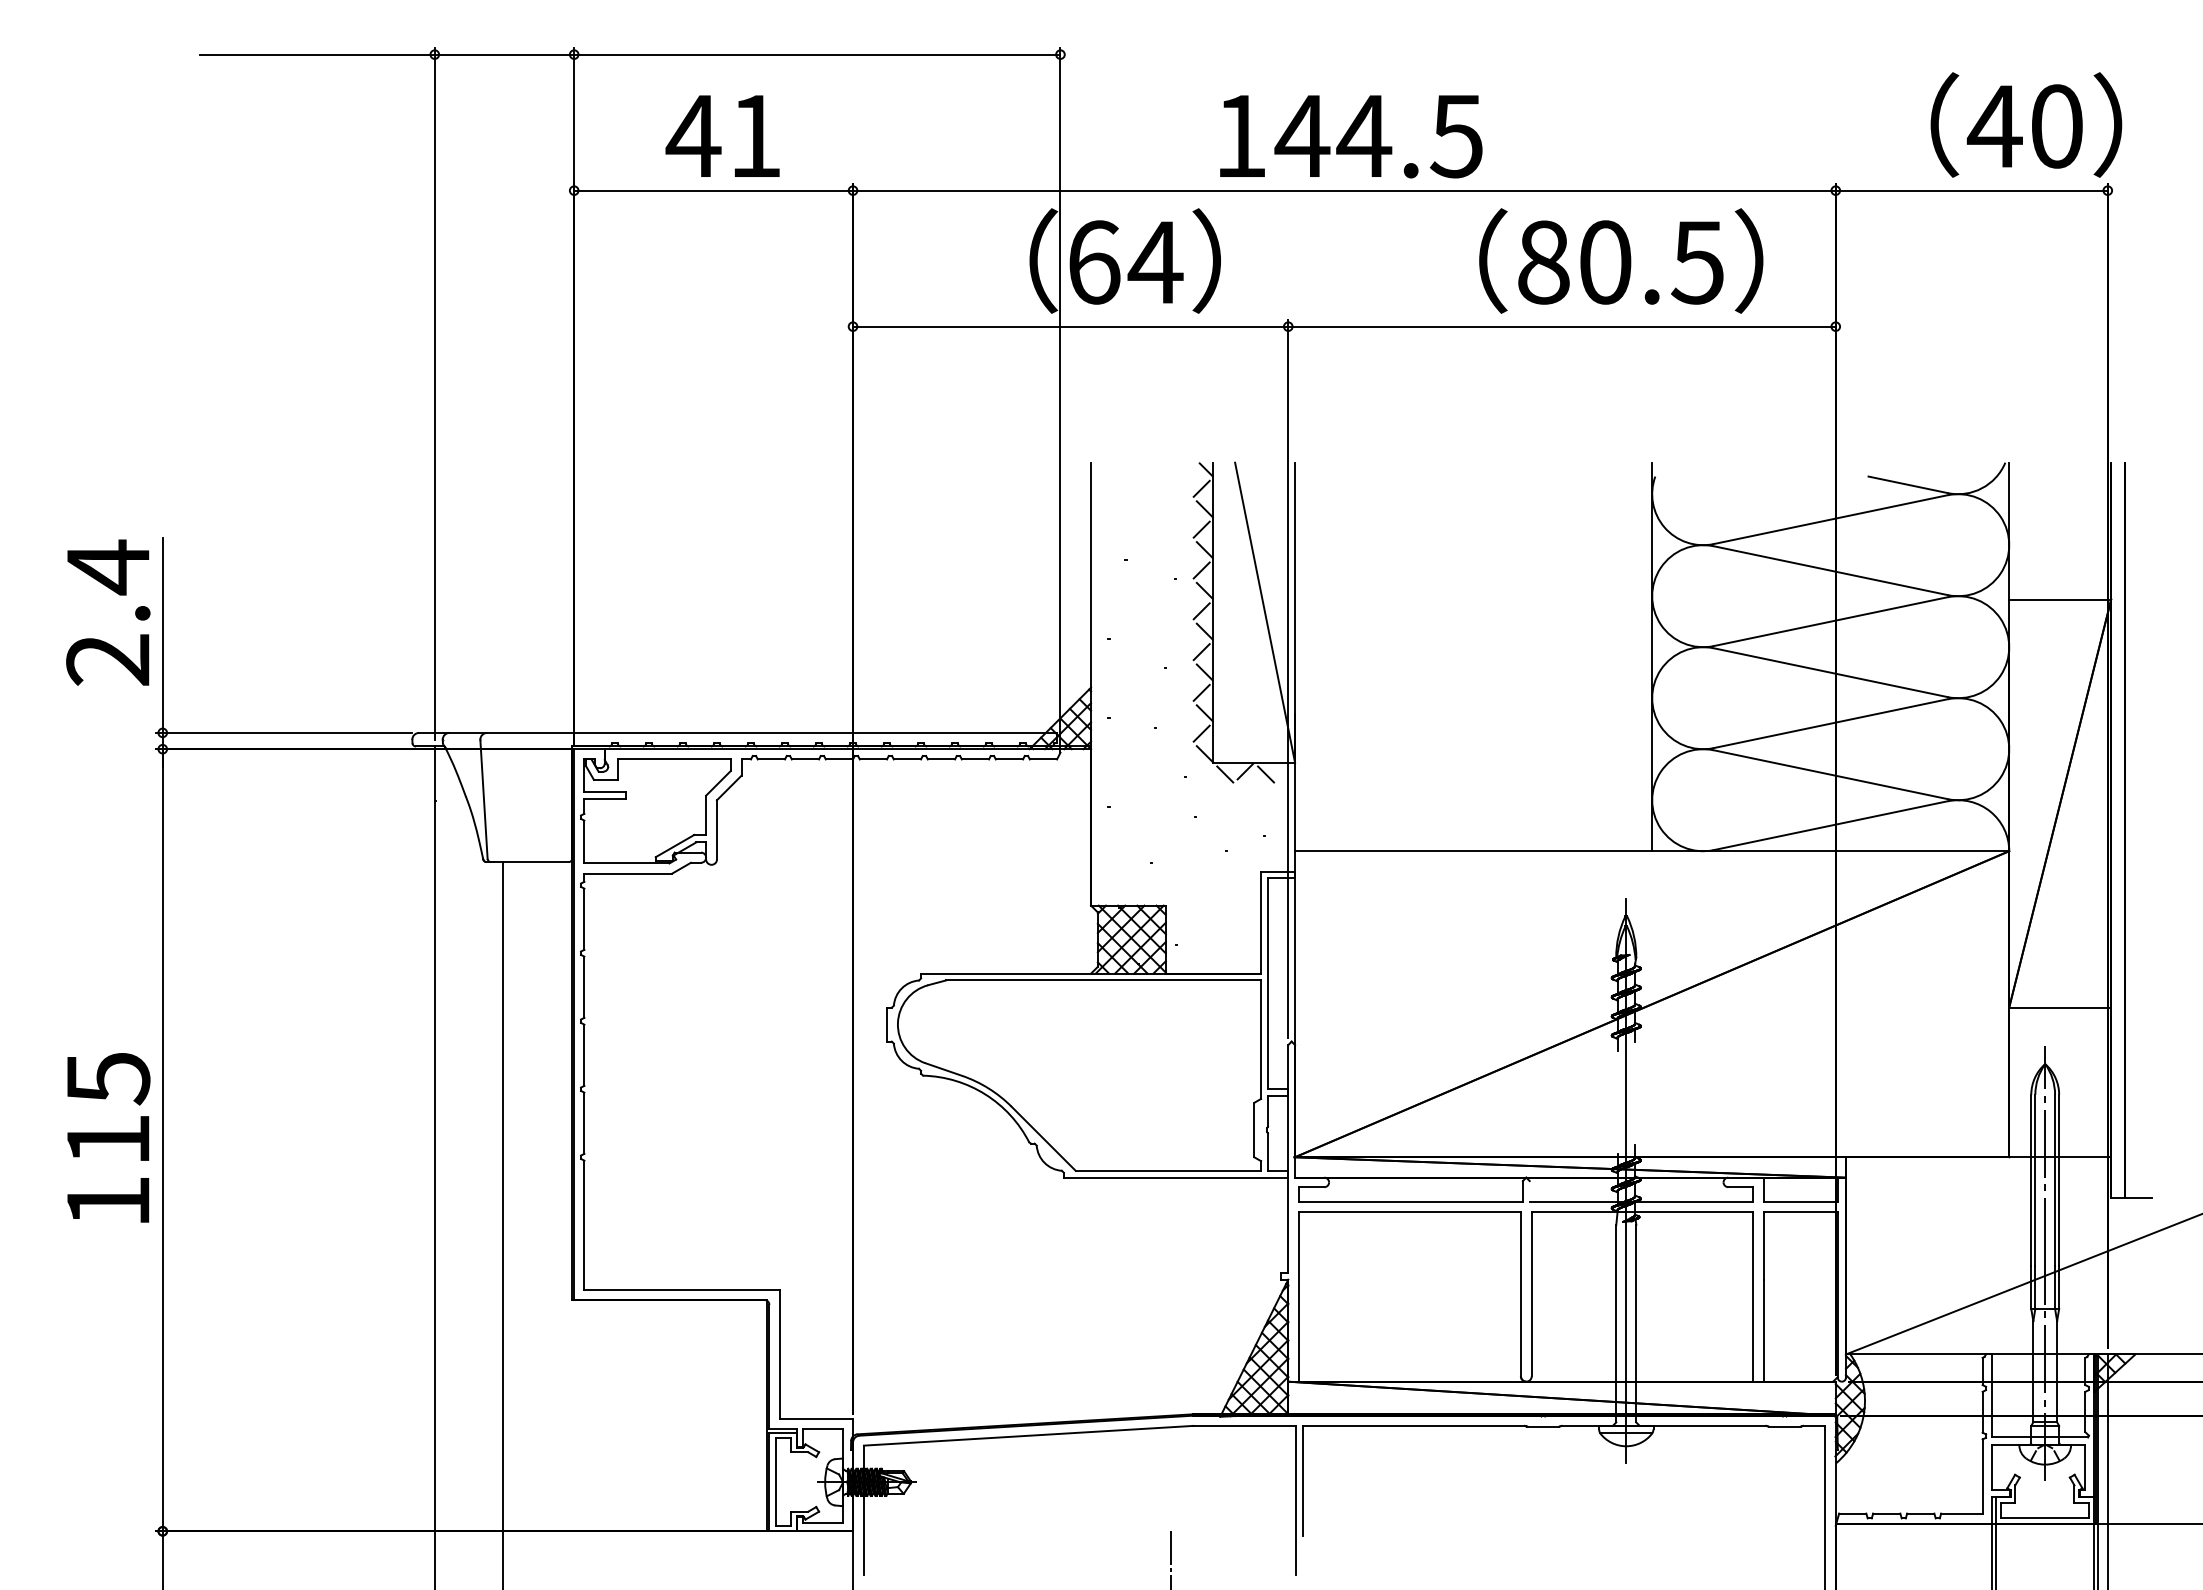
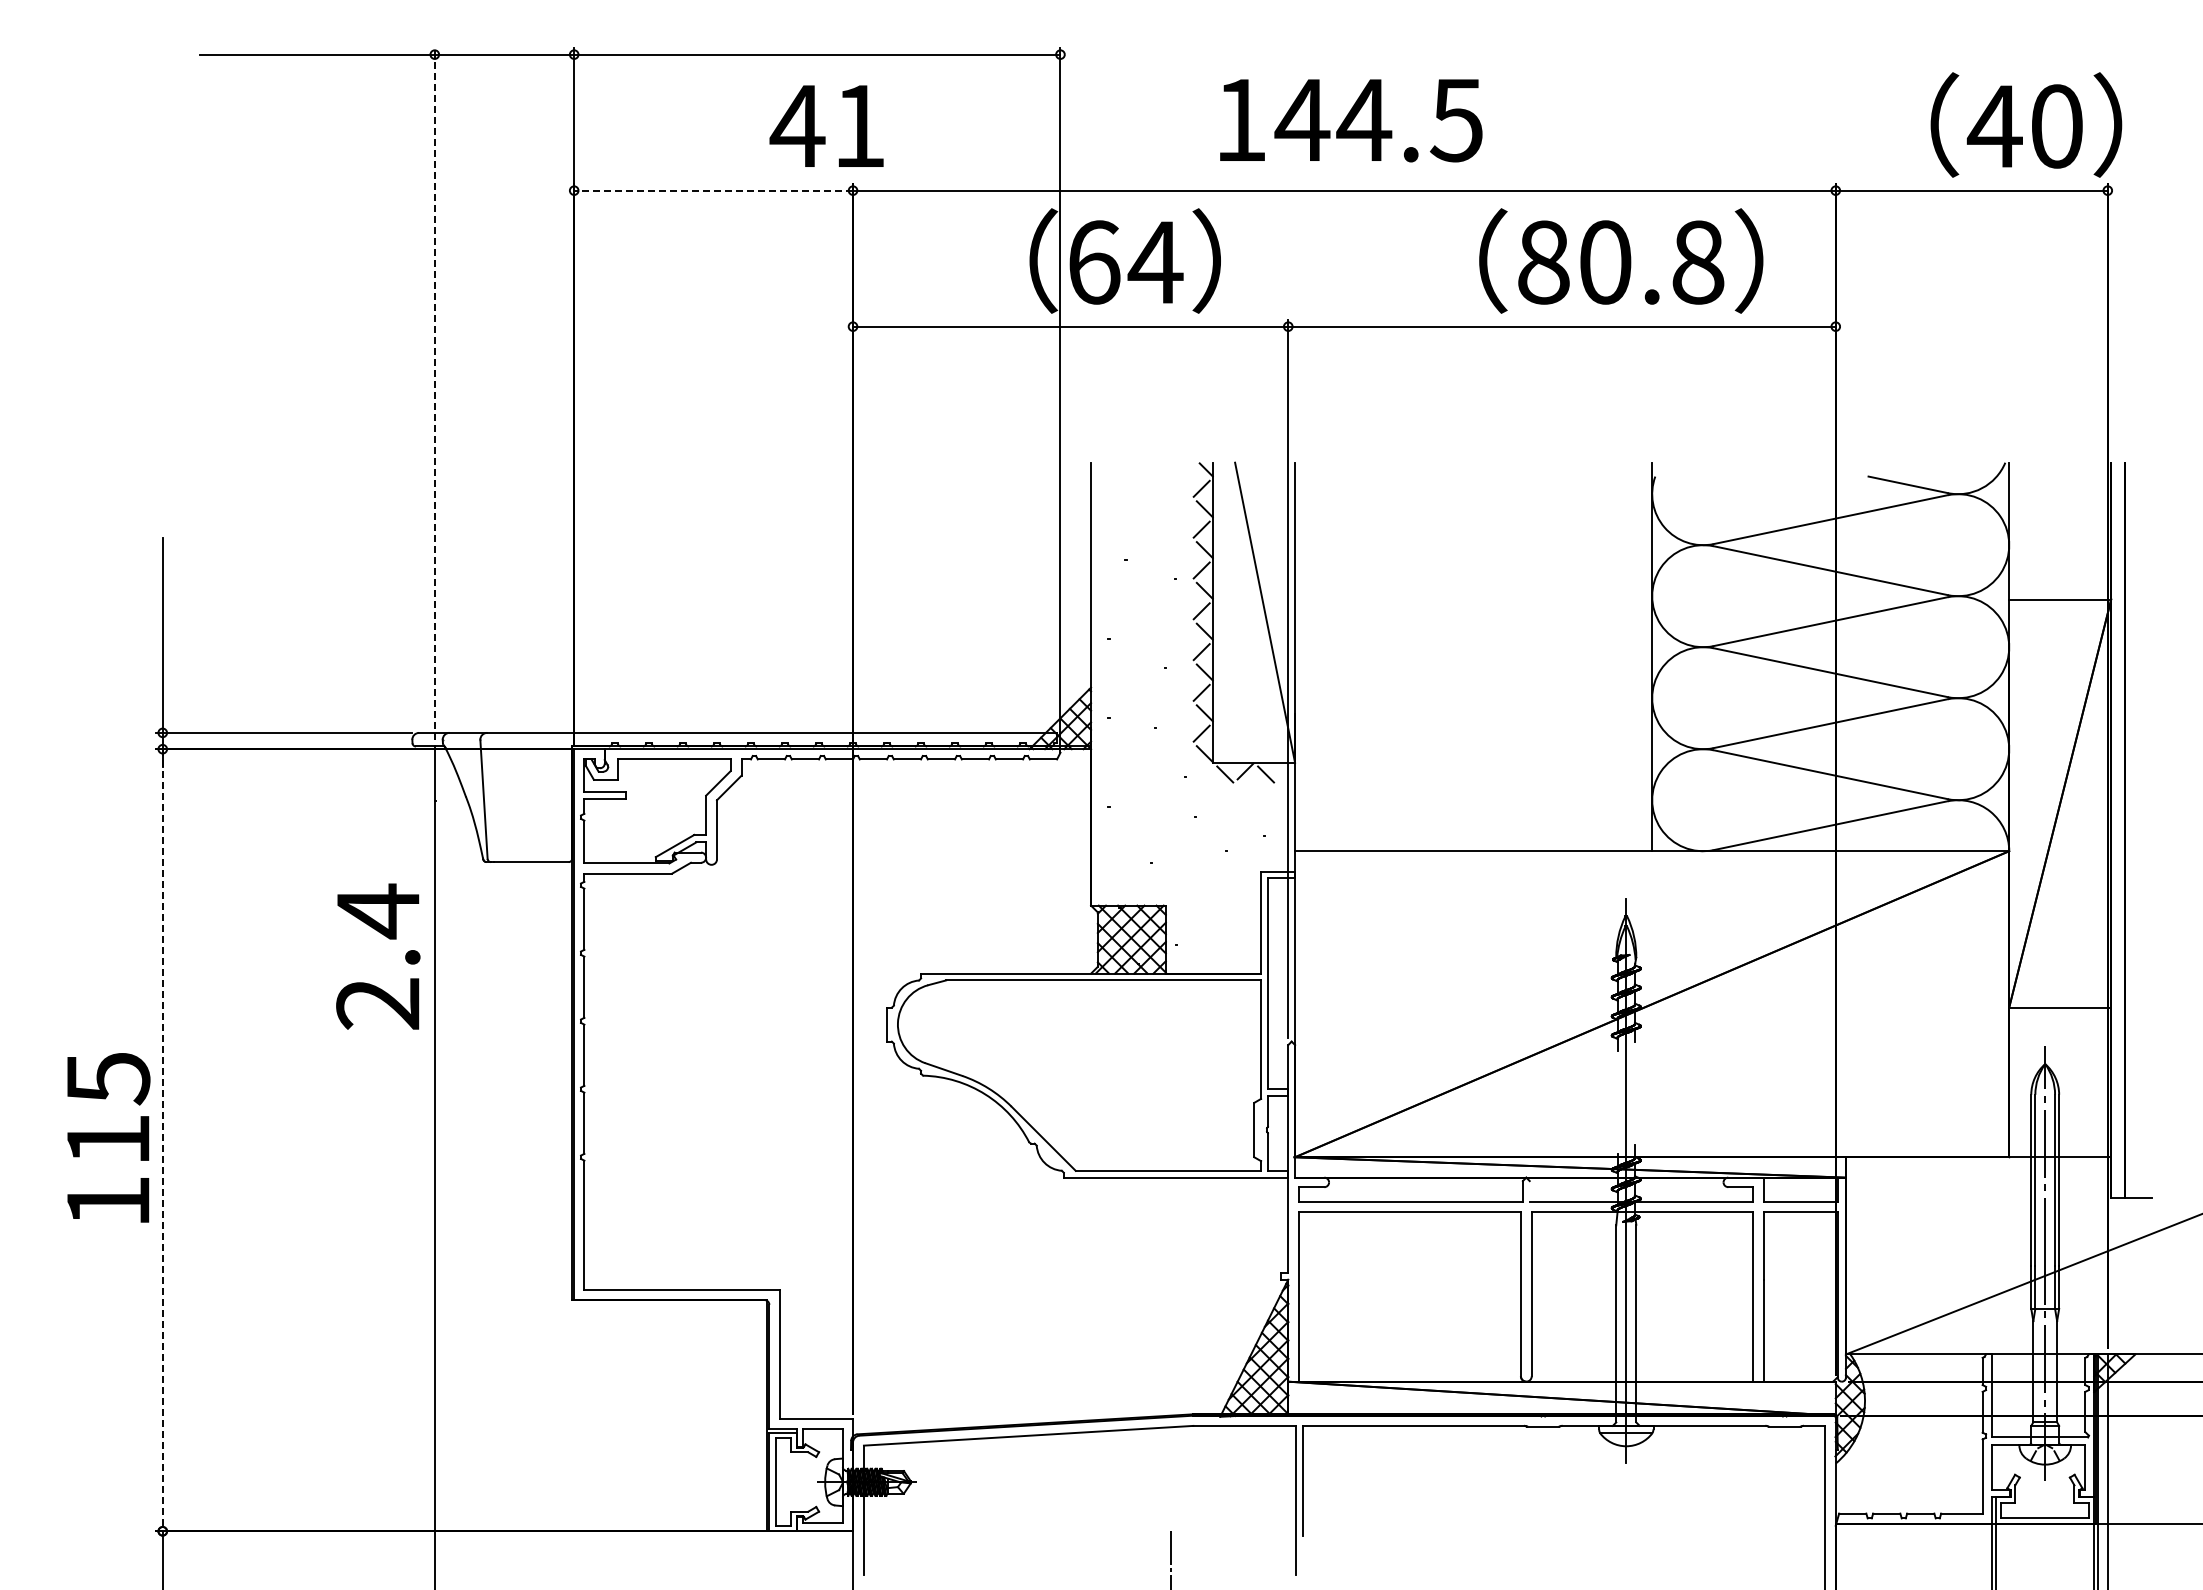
text position: (722, 135) -> (826, 125) (826, 125)
text position: (1351, 136) -> (1351, 120) (1351, 120)
line: solid -> dashed (713, 190)
text: 80.5 -> 80.8 (1697, 262)
line: solid -> dashed (434, 393)
text position: (108, 612) -> (378, 956) (378, 956)
line: solid -> dashed (162, 1140)
line: present -> none (502, 1224)
